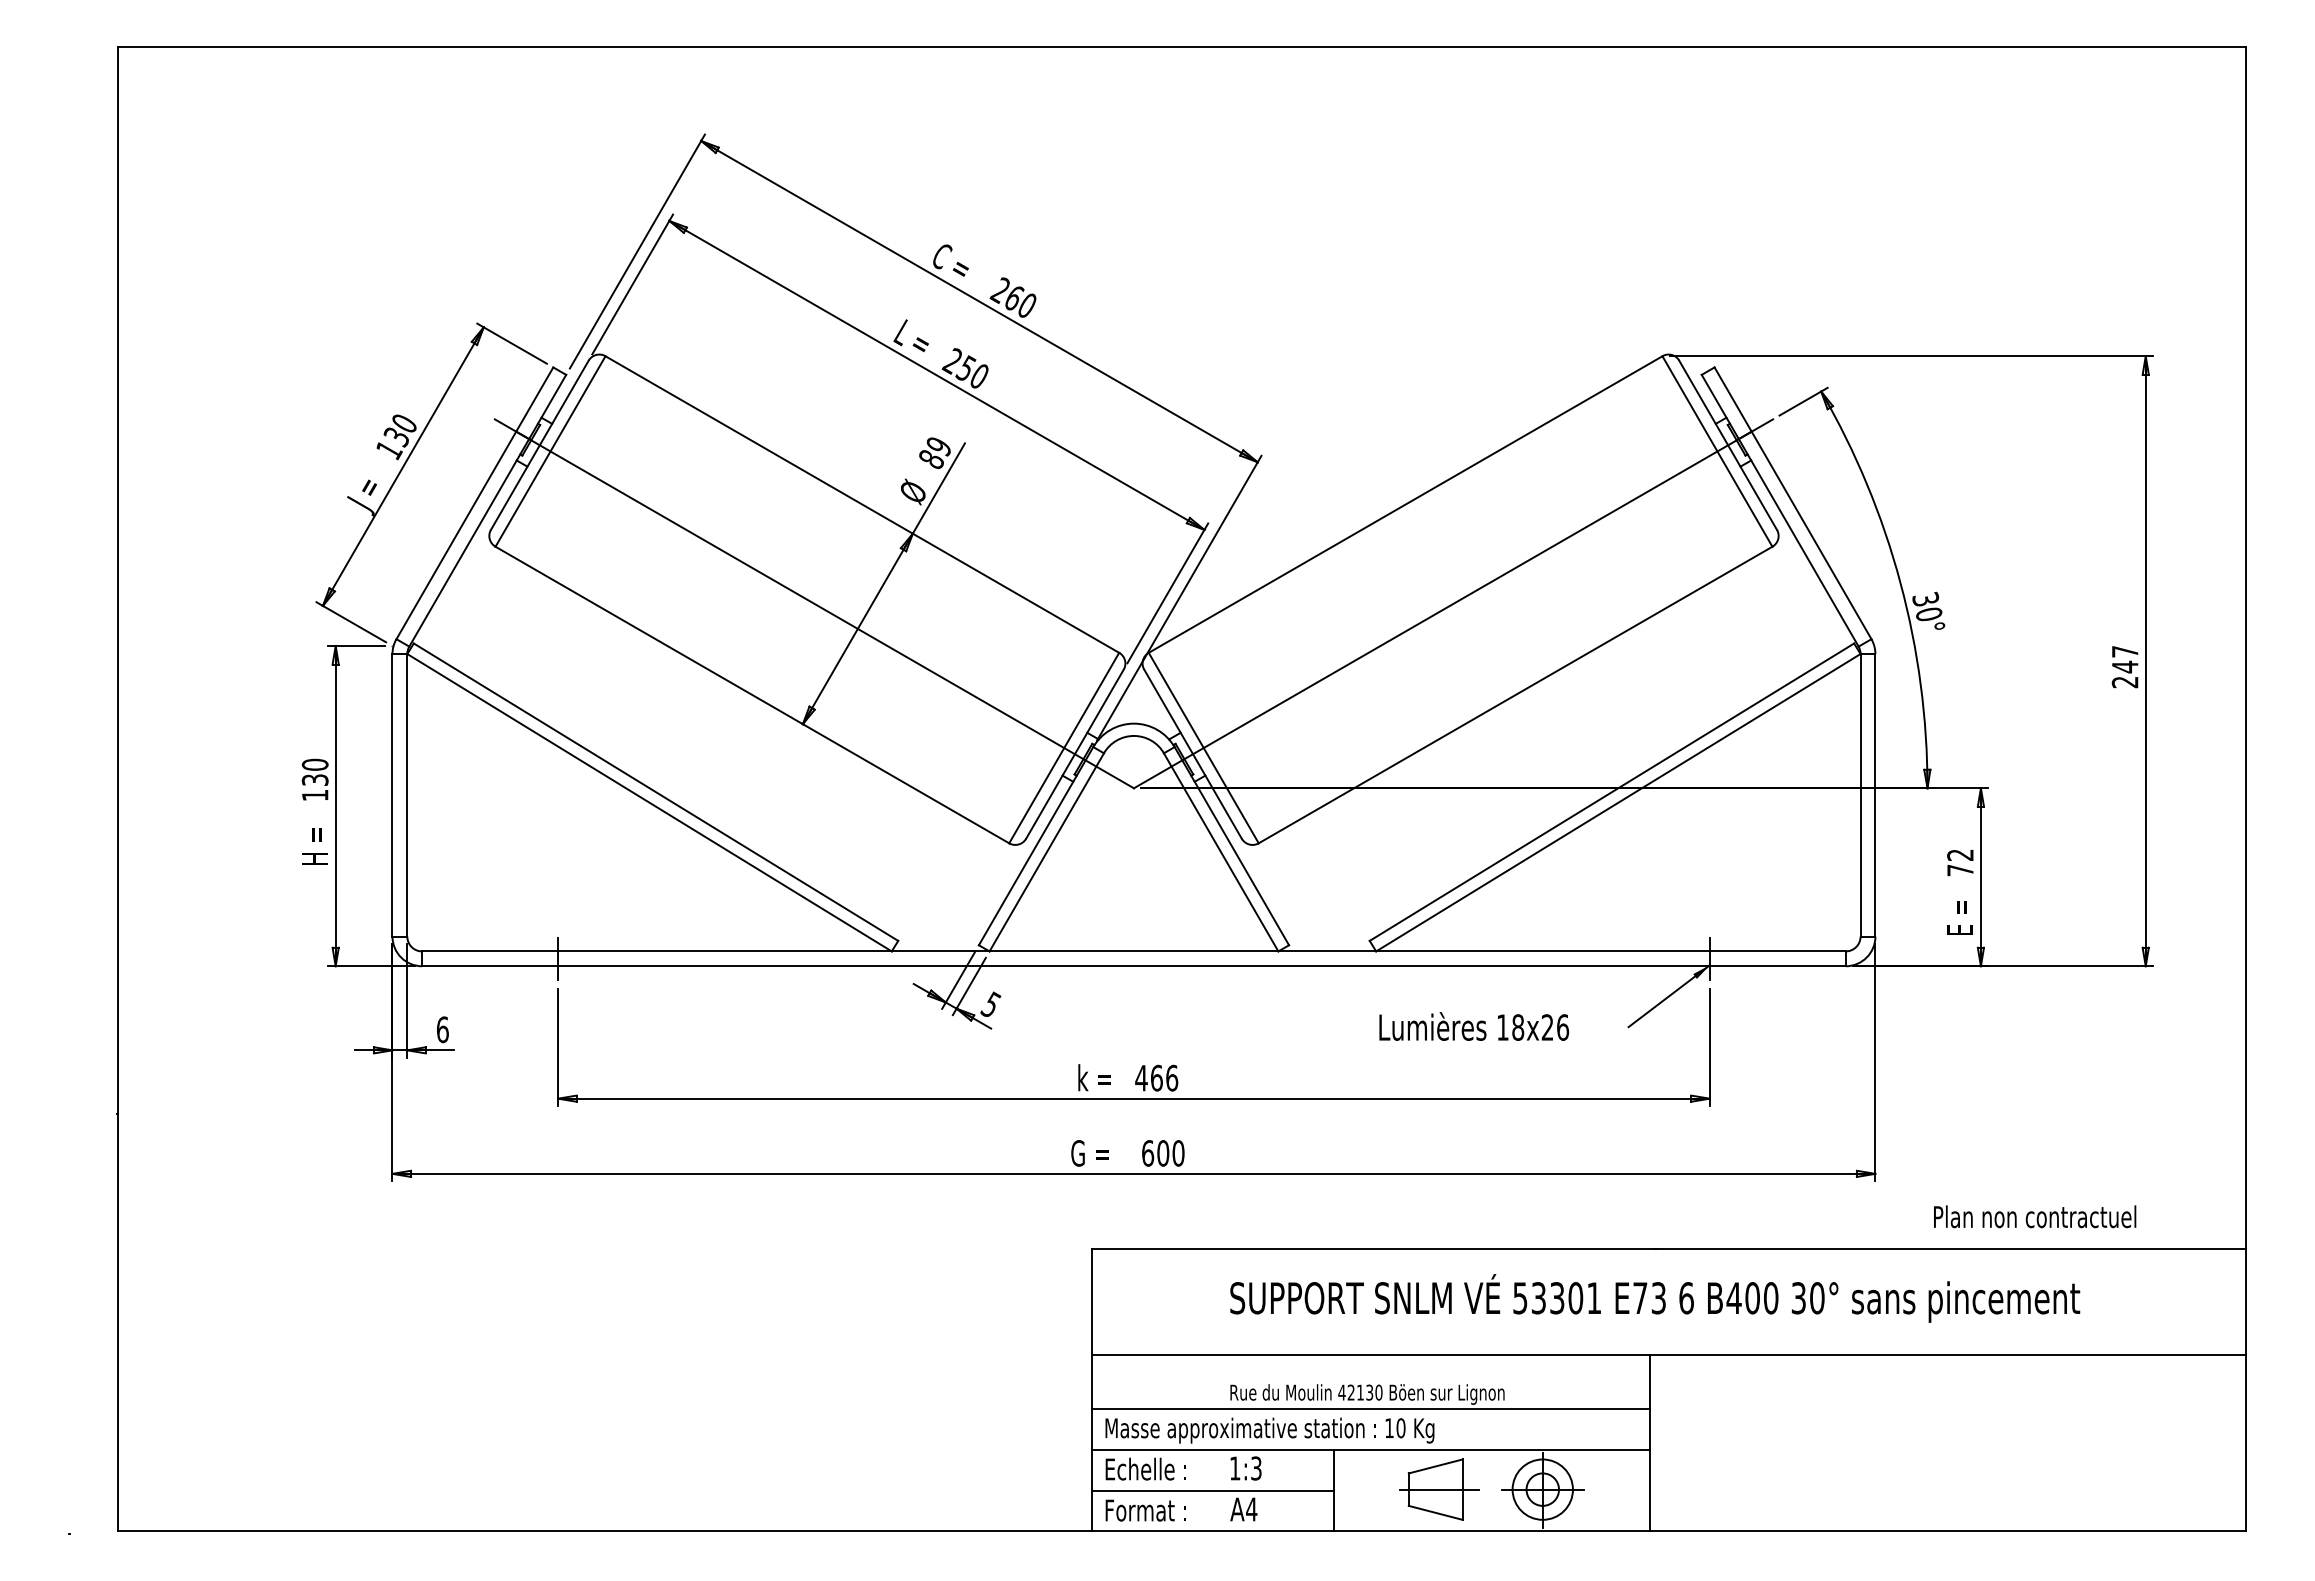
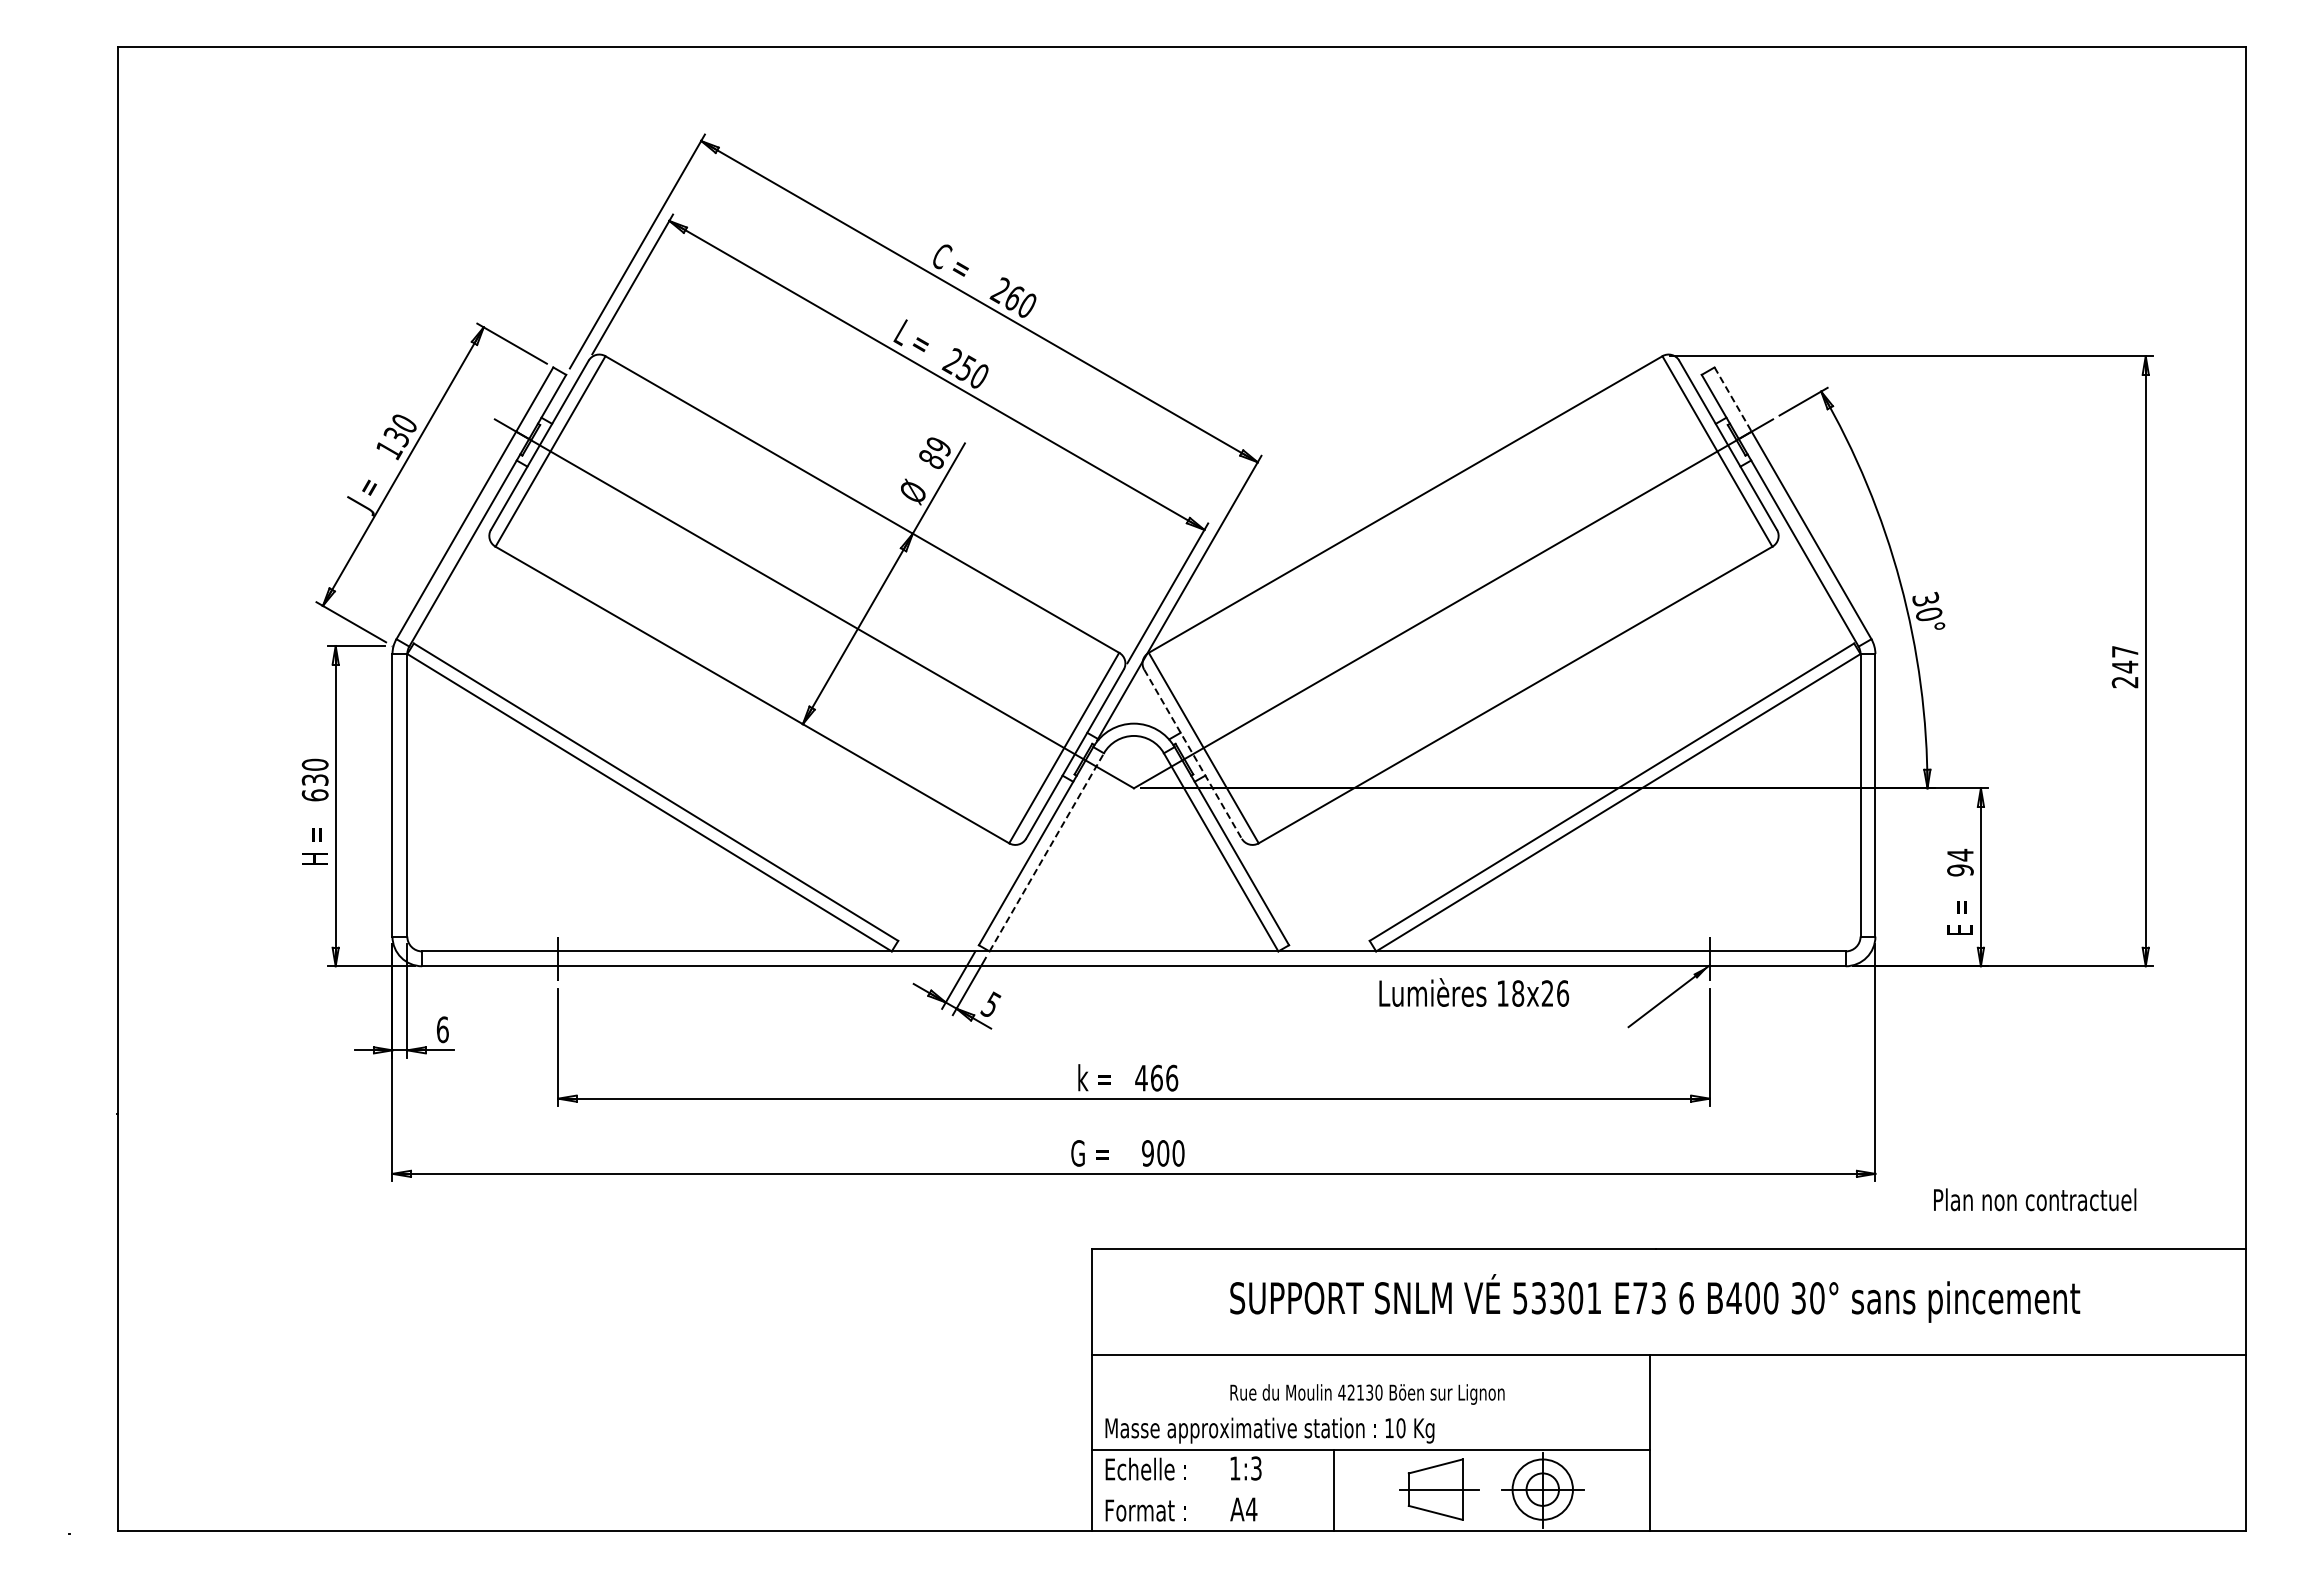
line: solid -> dashed (1733, 399)
line: solid -> dashed (1193, 754)
text: 130 -> 630 (314, 795)
line: solid -> dashed (1047, 851)
text: 72 -> 94 (1960, 862)
text position: (1474, 1026) -> (1474, 992) (1474, 992)
text: 600 -> 900 (1148, 1153)
text position: (2035, 1216) -> (2035, 1199) (2035, 1199)
line: present -> none (1370, 1408)
line: present -> none (1212, 1490)
